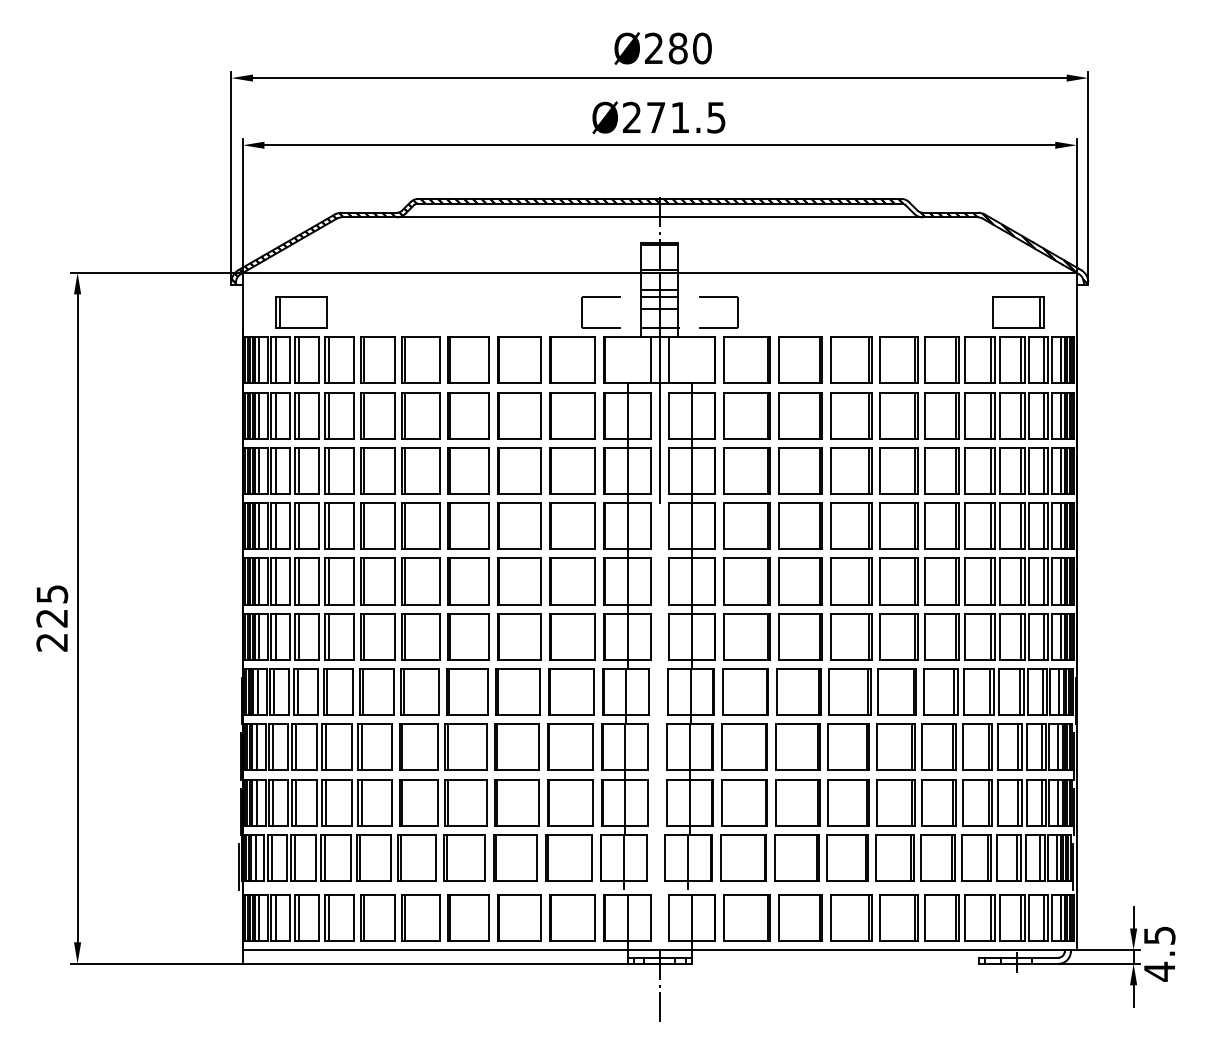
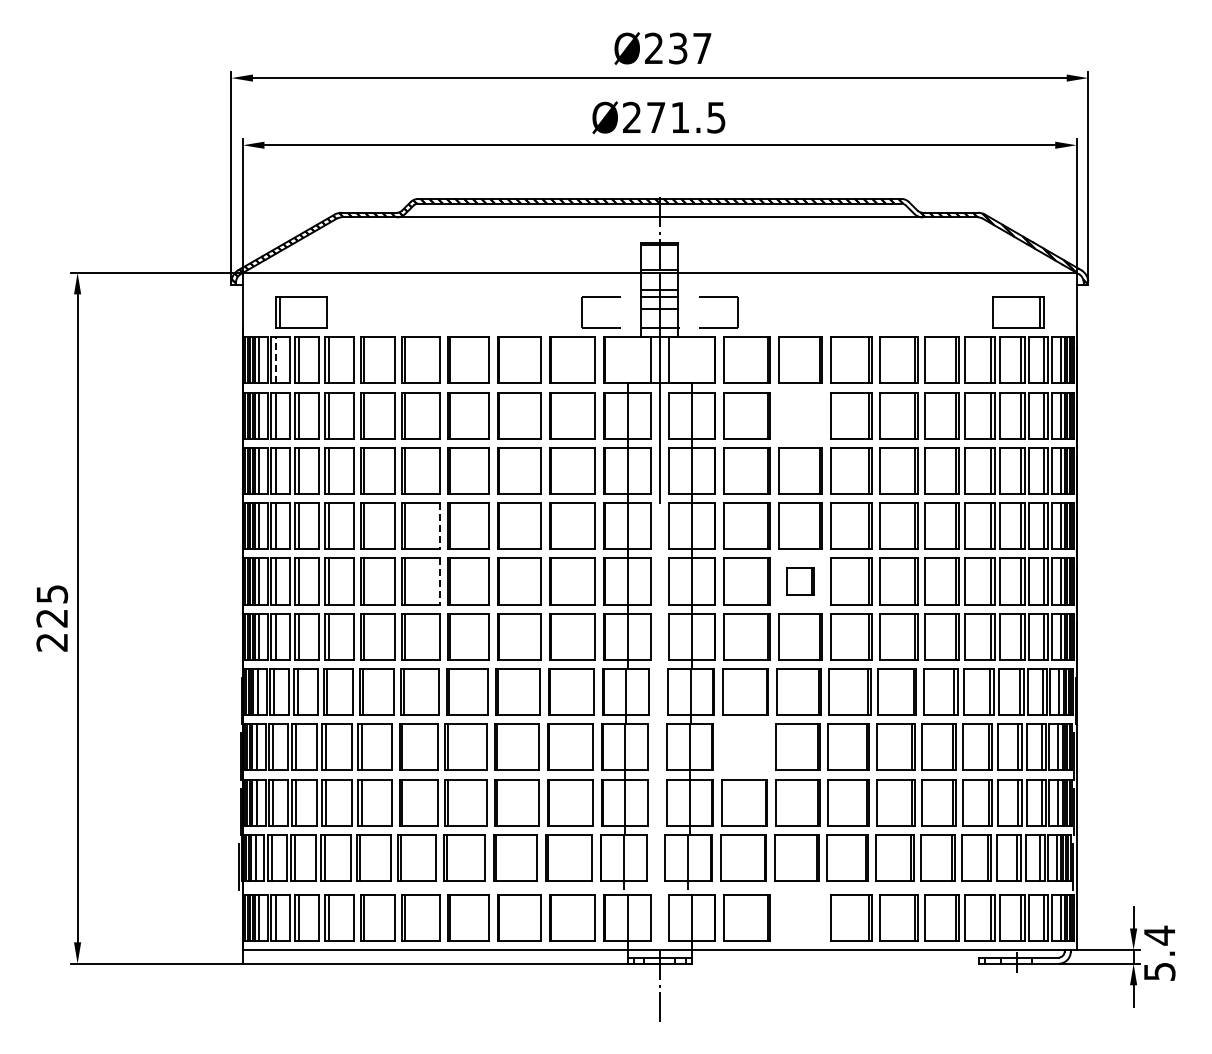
text: Ø280 -> Ø237 (689, 48)
line: solid -> dashed (275, 359)
part: present -> none (800, 415)
line: solid -> dashed (439, 526)
line: solid -> dashed (439, 581)
part size: 45x49 px -> 29x29 px (800, 581)
part: present -> none (744, 746)
part: present -> none (800, 917)
text: 4.5 -> 5.4 (1159, 953)
